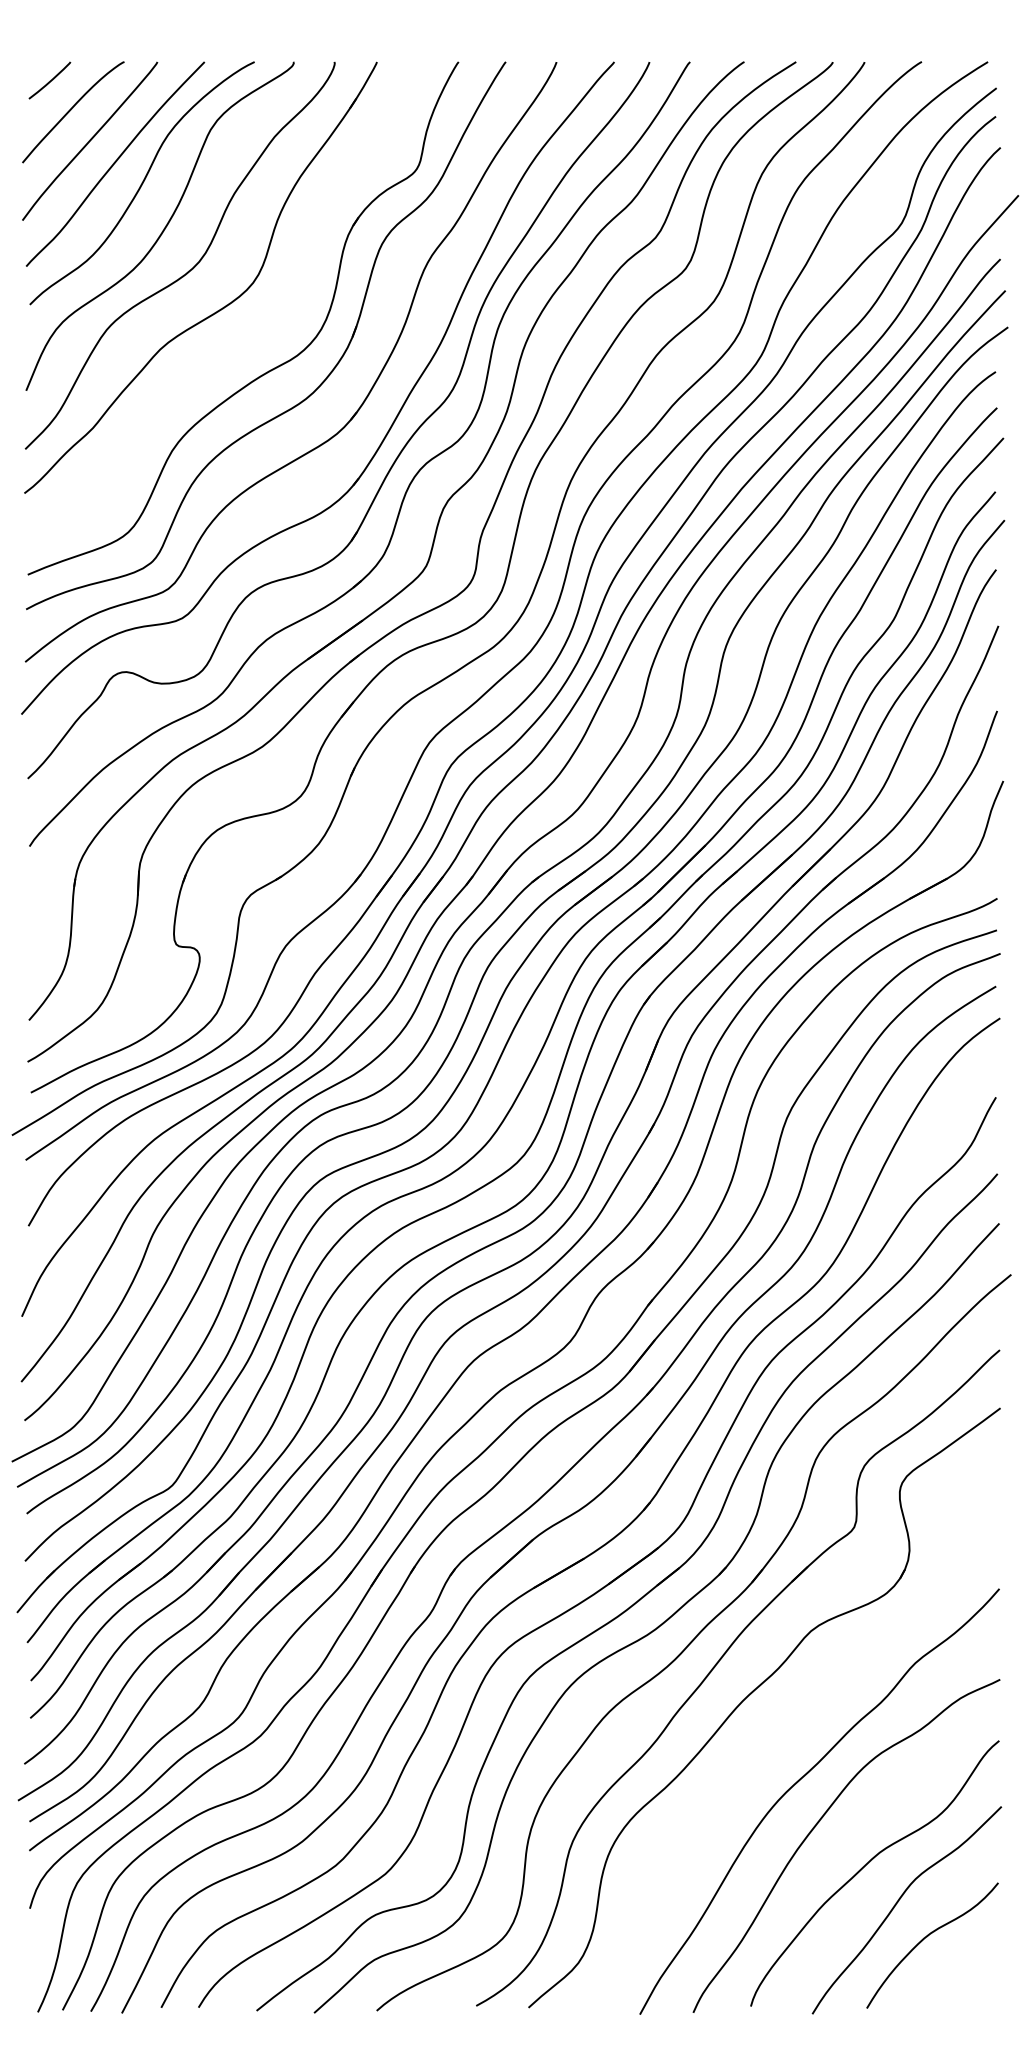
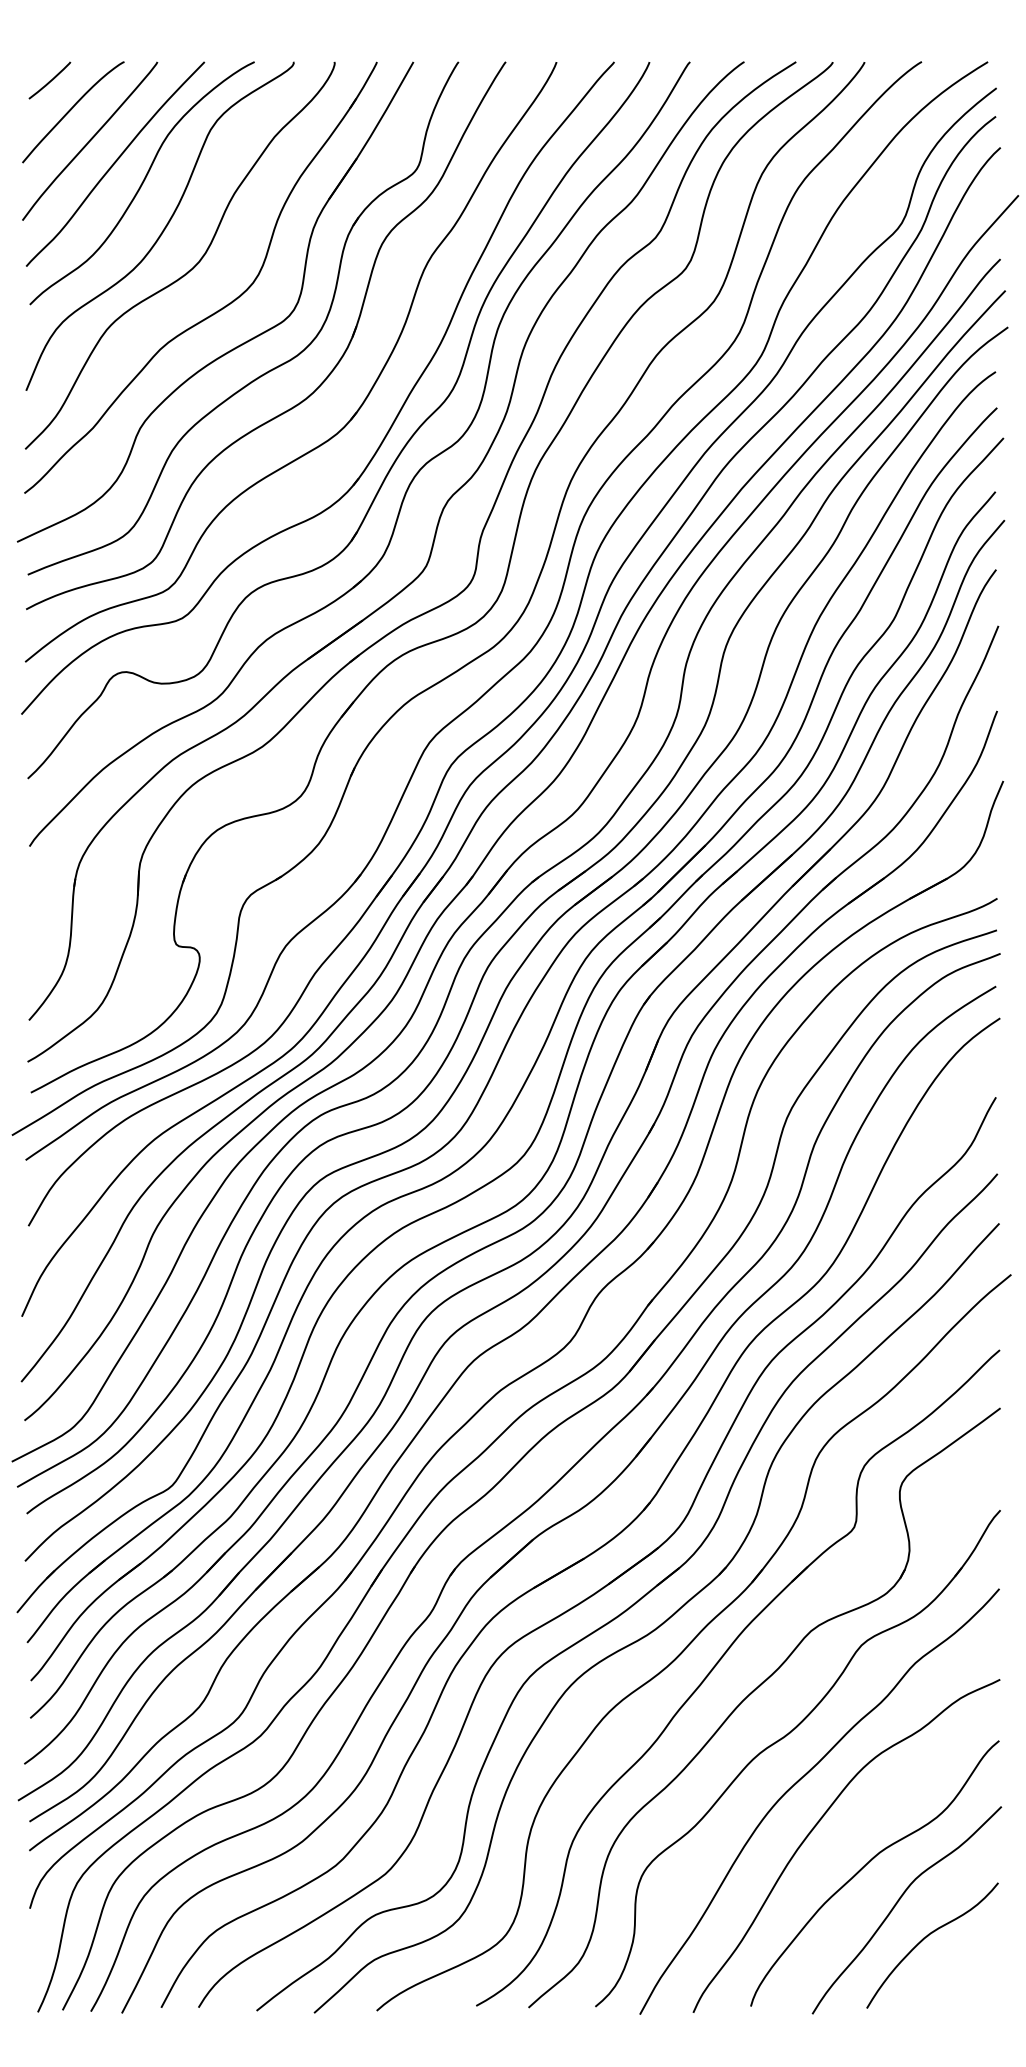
part: none -> present (241, 343)
part: none -> present (785, 1737)
